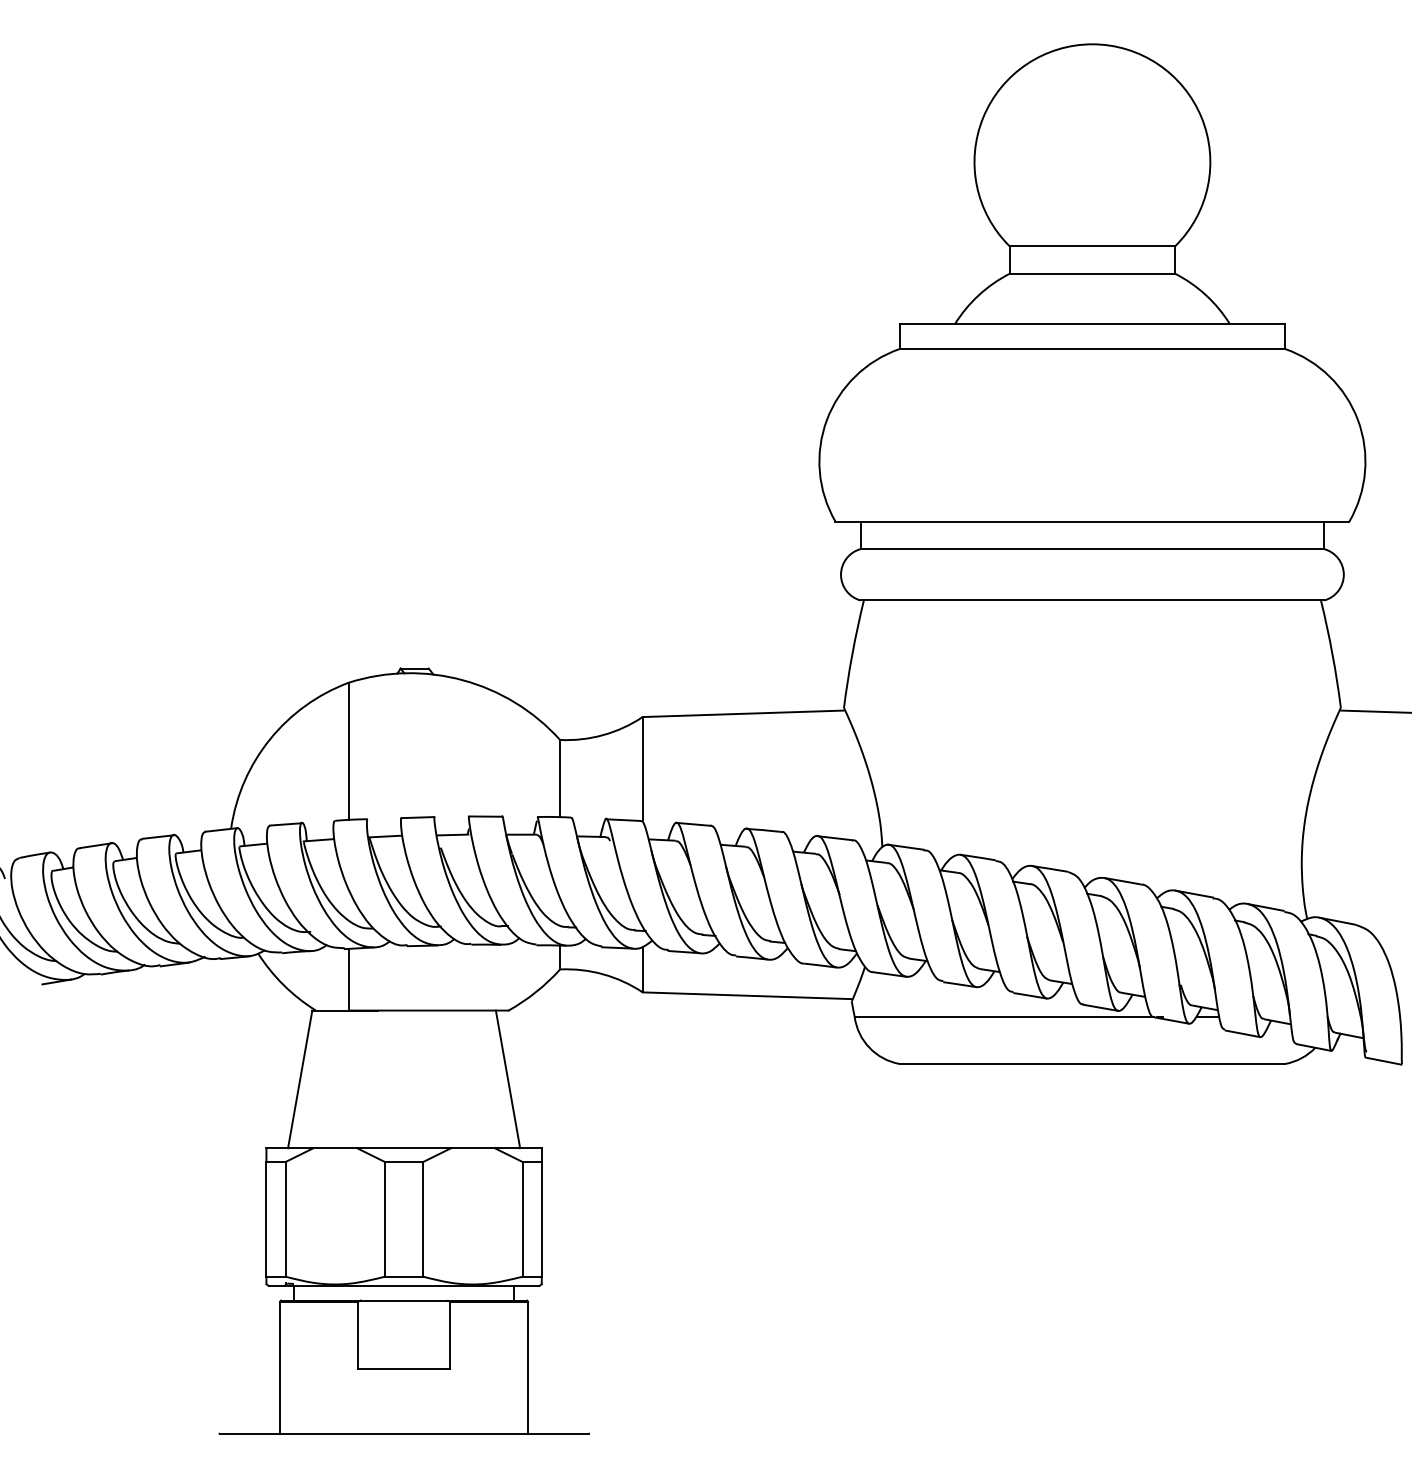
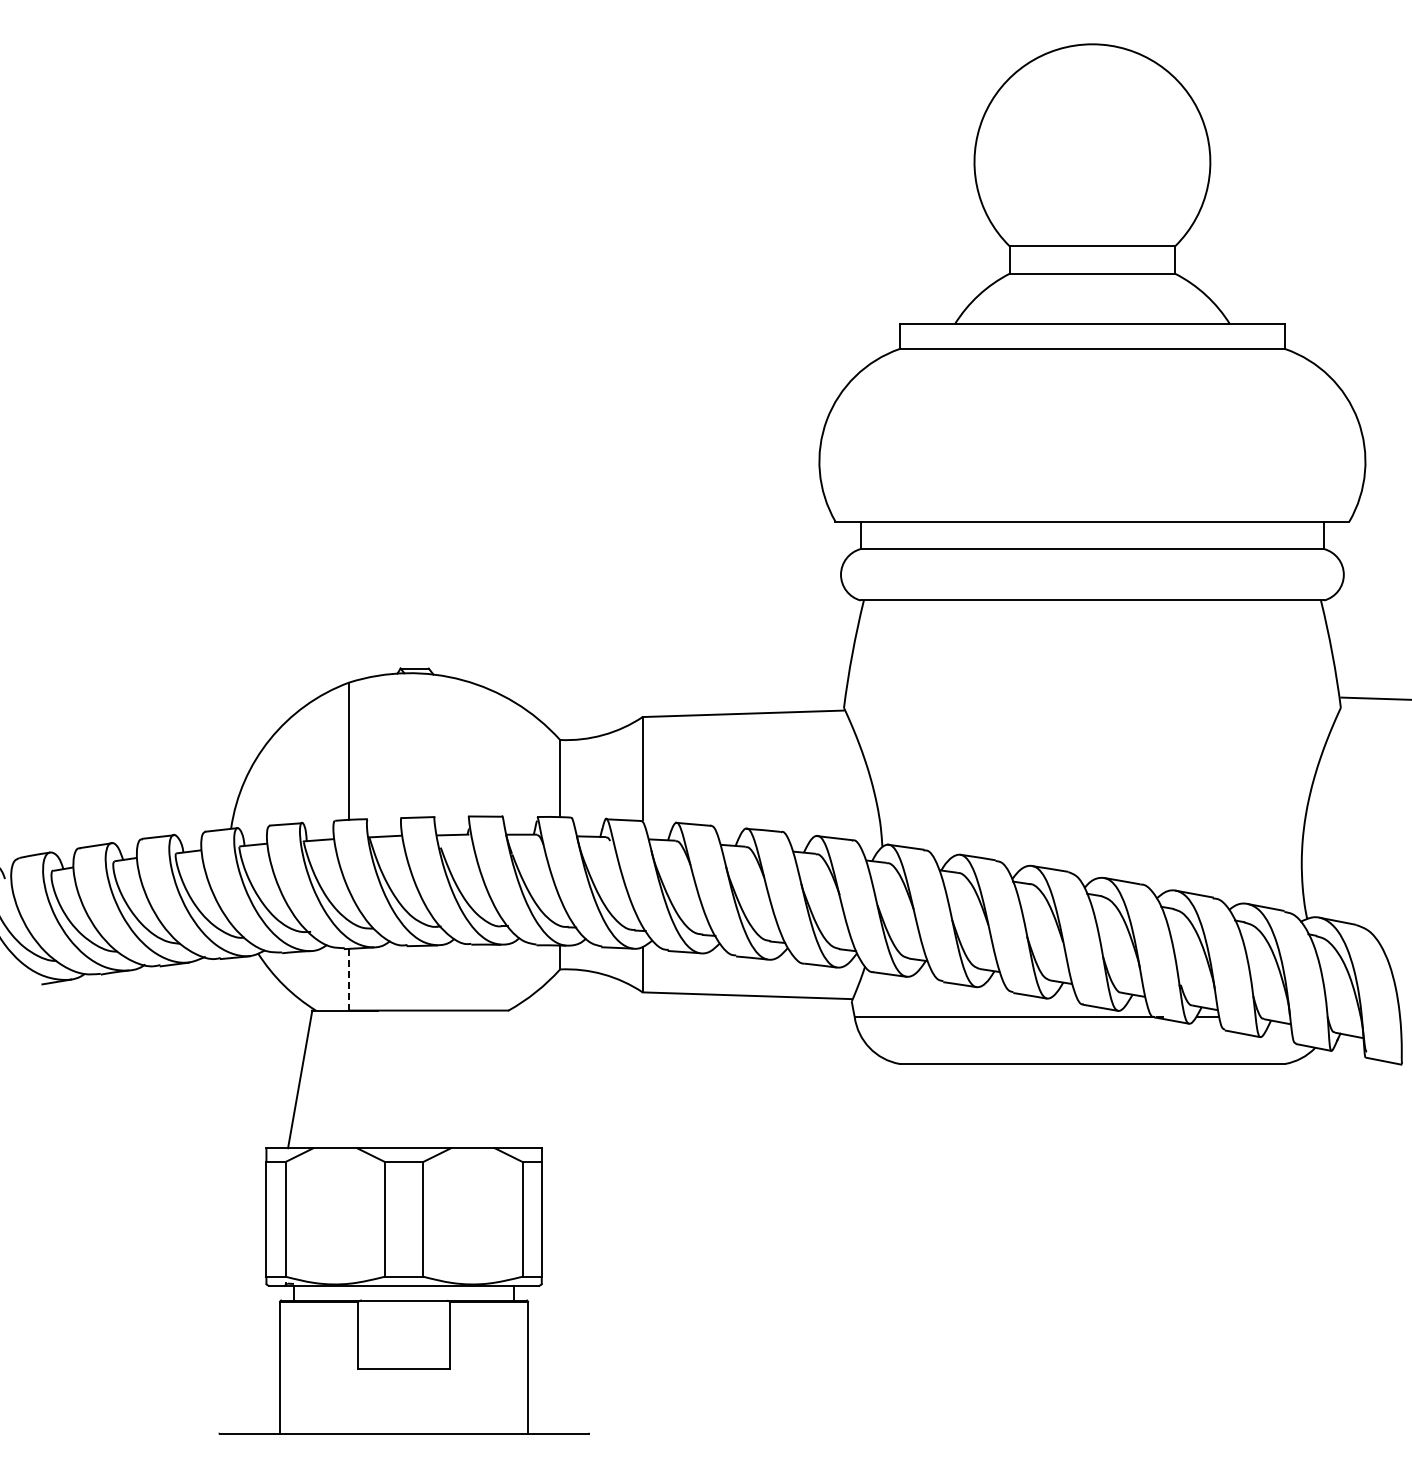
line position: (1374, 711) -> (1374, 698) (1374, 698)
line: solid -> dashed (349, 979)
line: present -> none (507, 1079)
